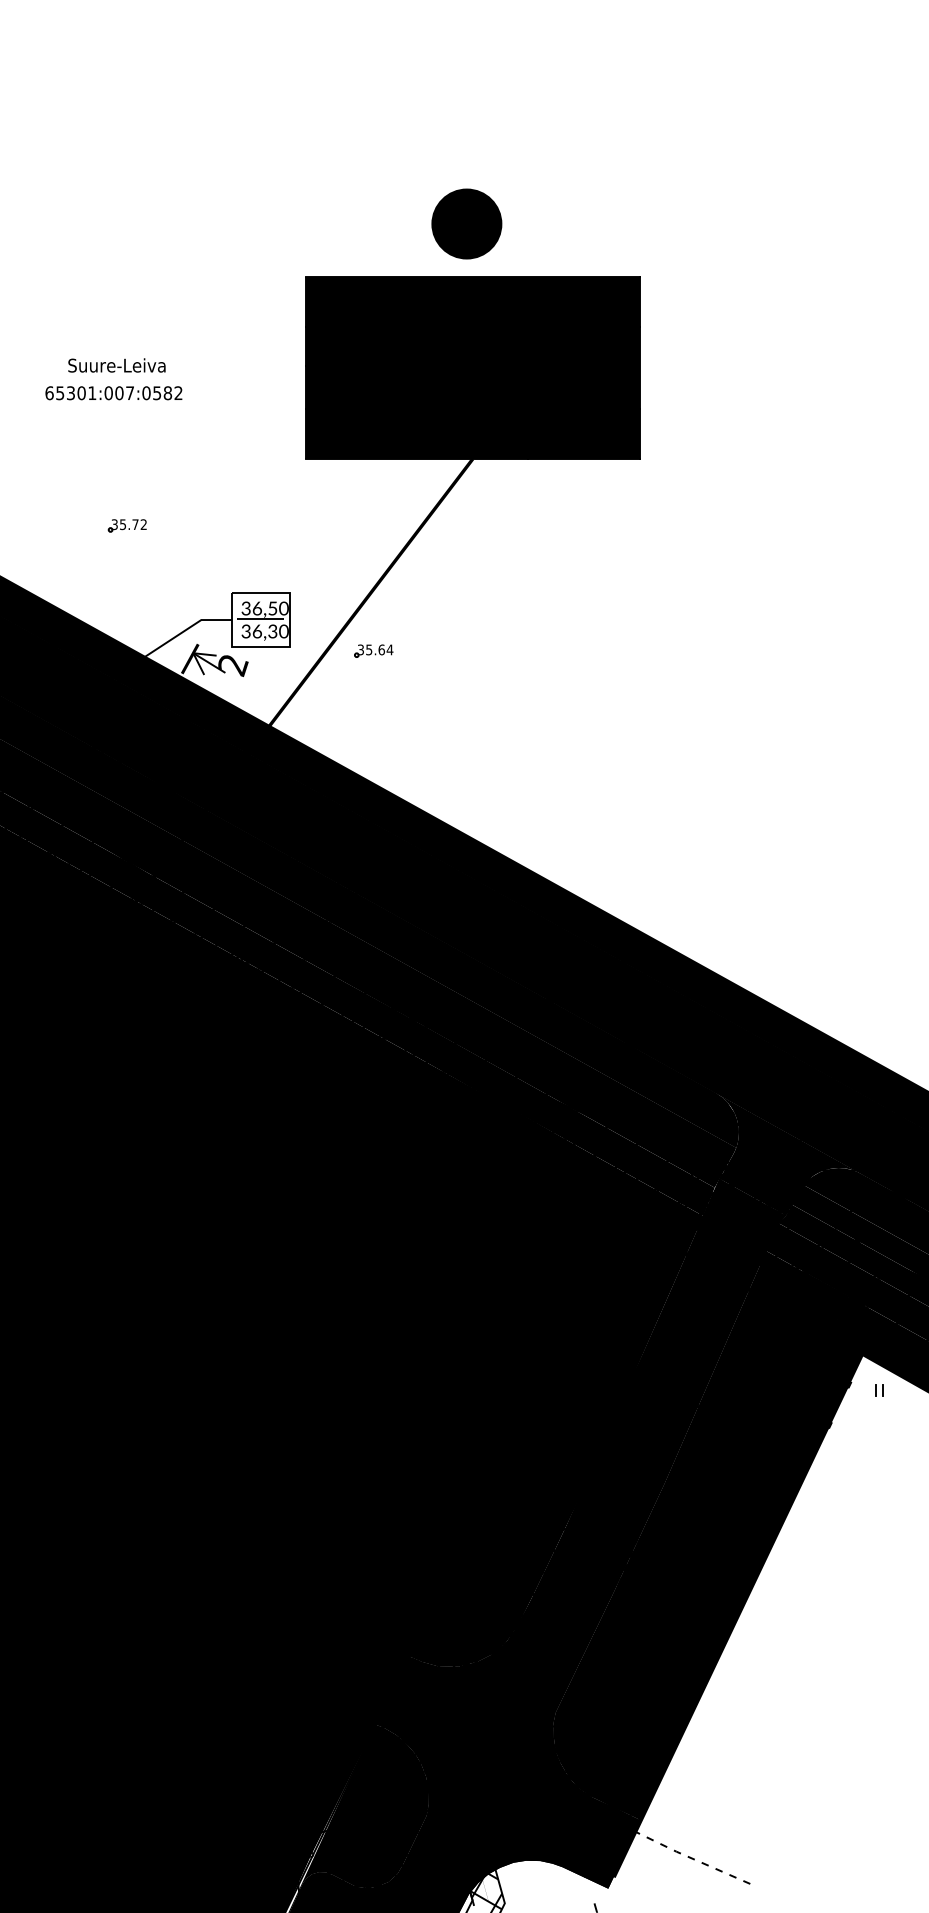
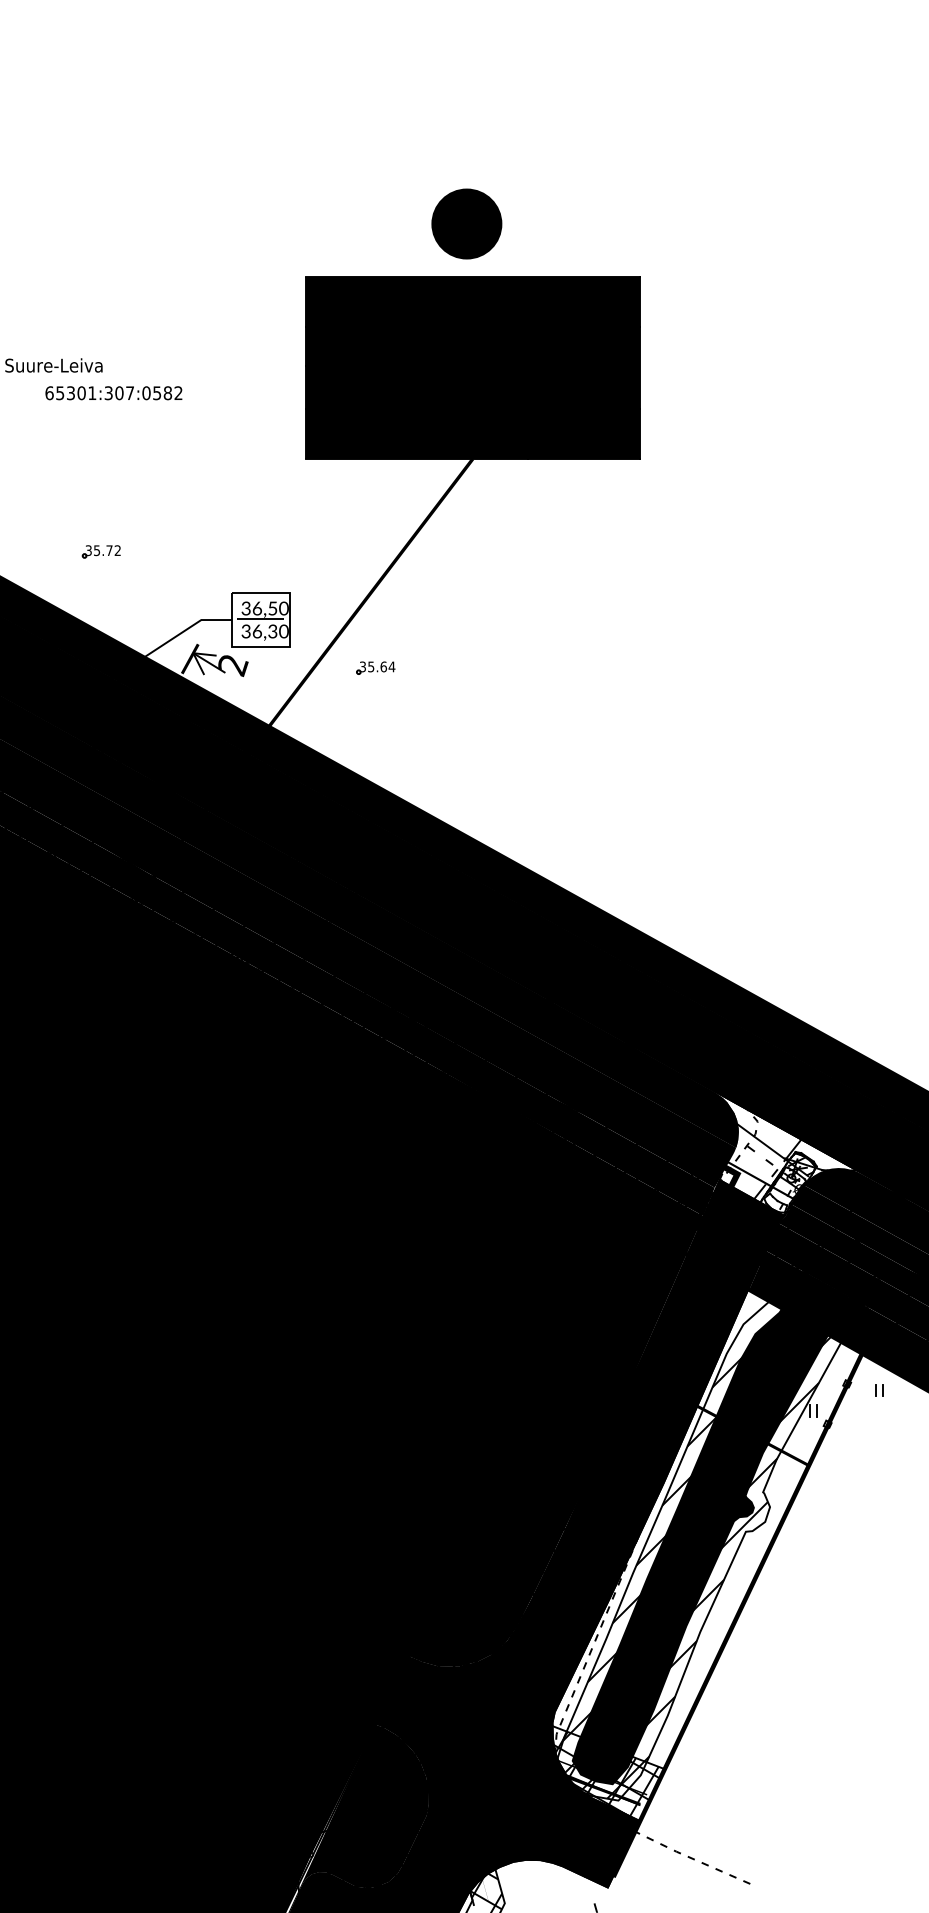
text position: (116, 365) -> (53, 365) (53, 365)
text: 65301:007:0582 -> 65301:307:0582 (108, 393)
part position: (126, 525) -> (100, 551) (100, 551)
part position: (373, 650) -> (375, 667) (375, 667)
fill: present -> none (788, 1153)
fill: present -> none (707, 1554)
